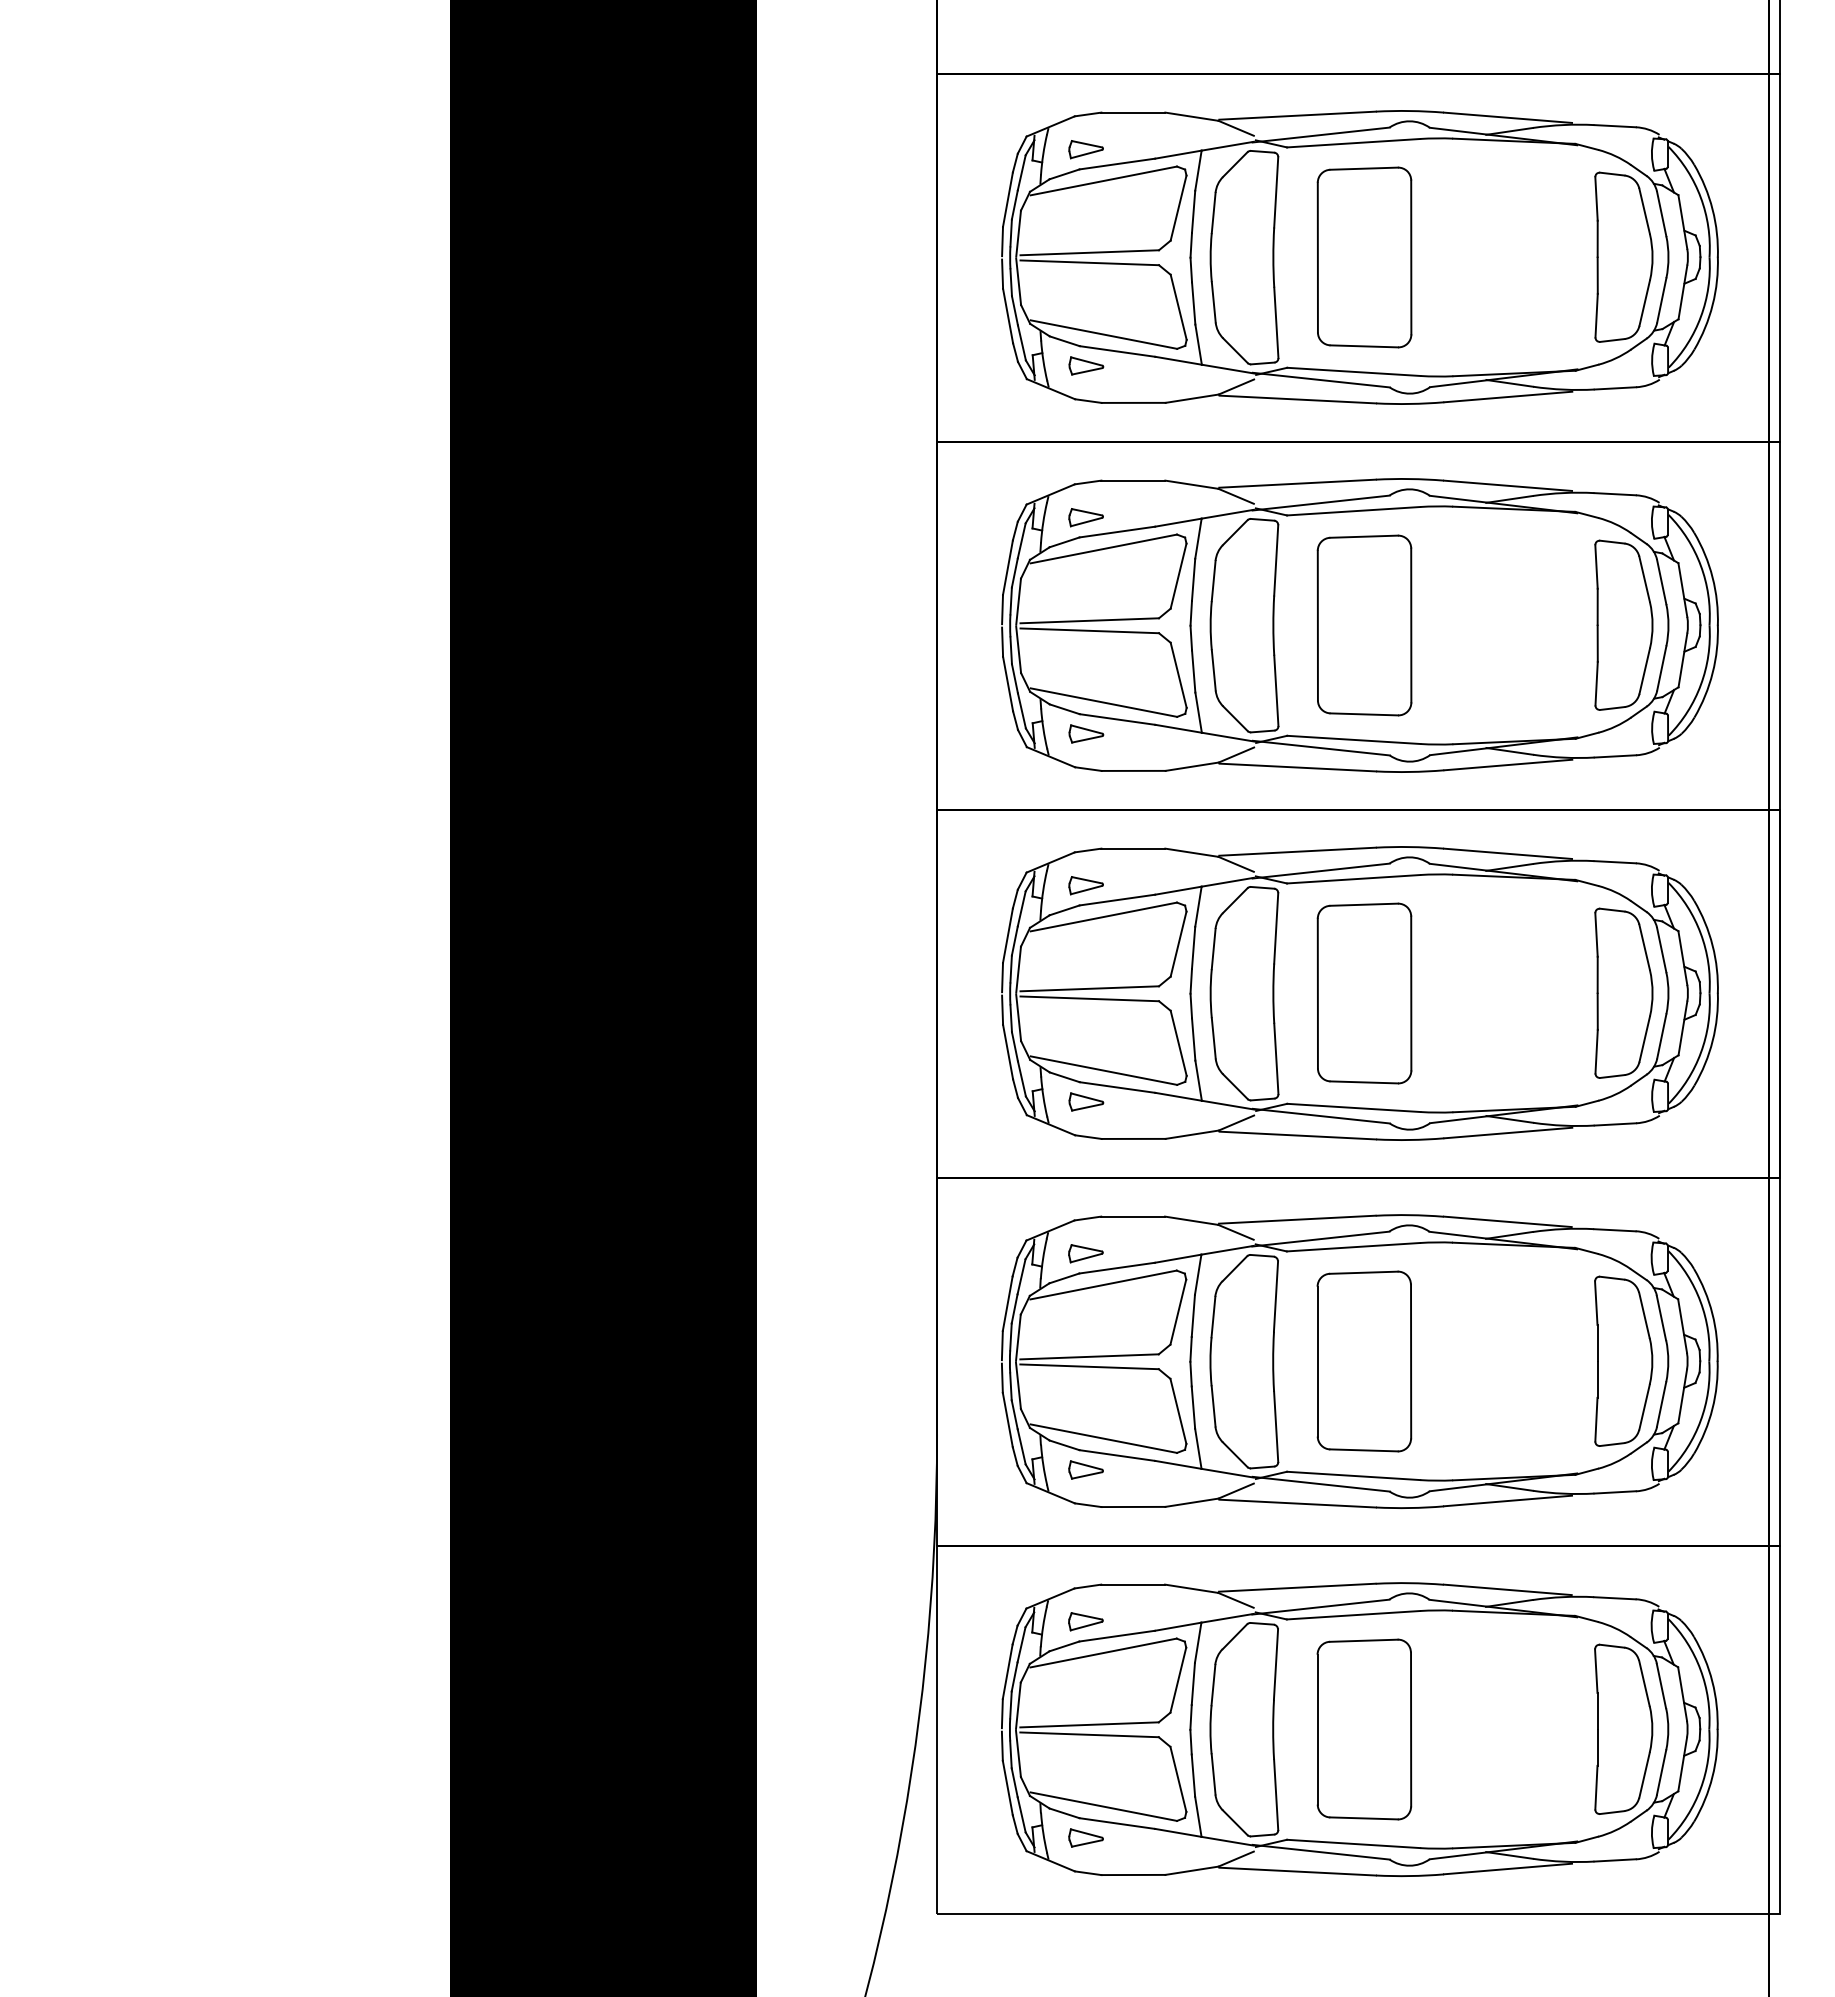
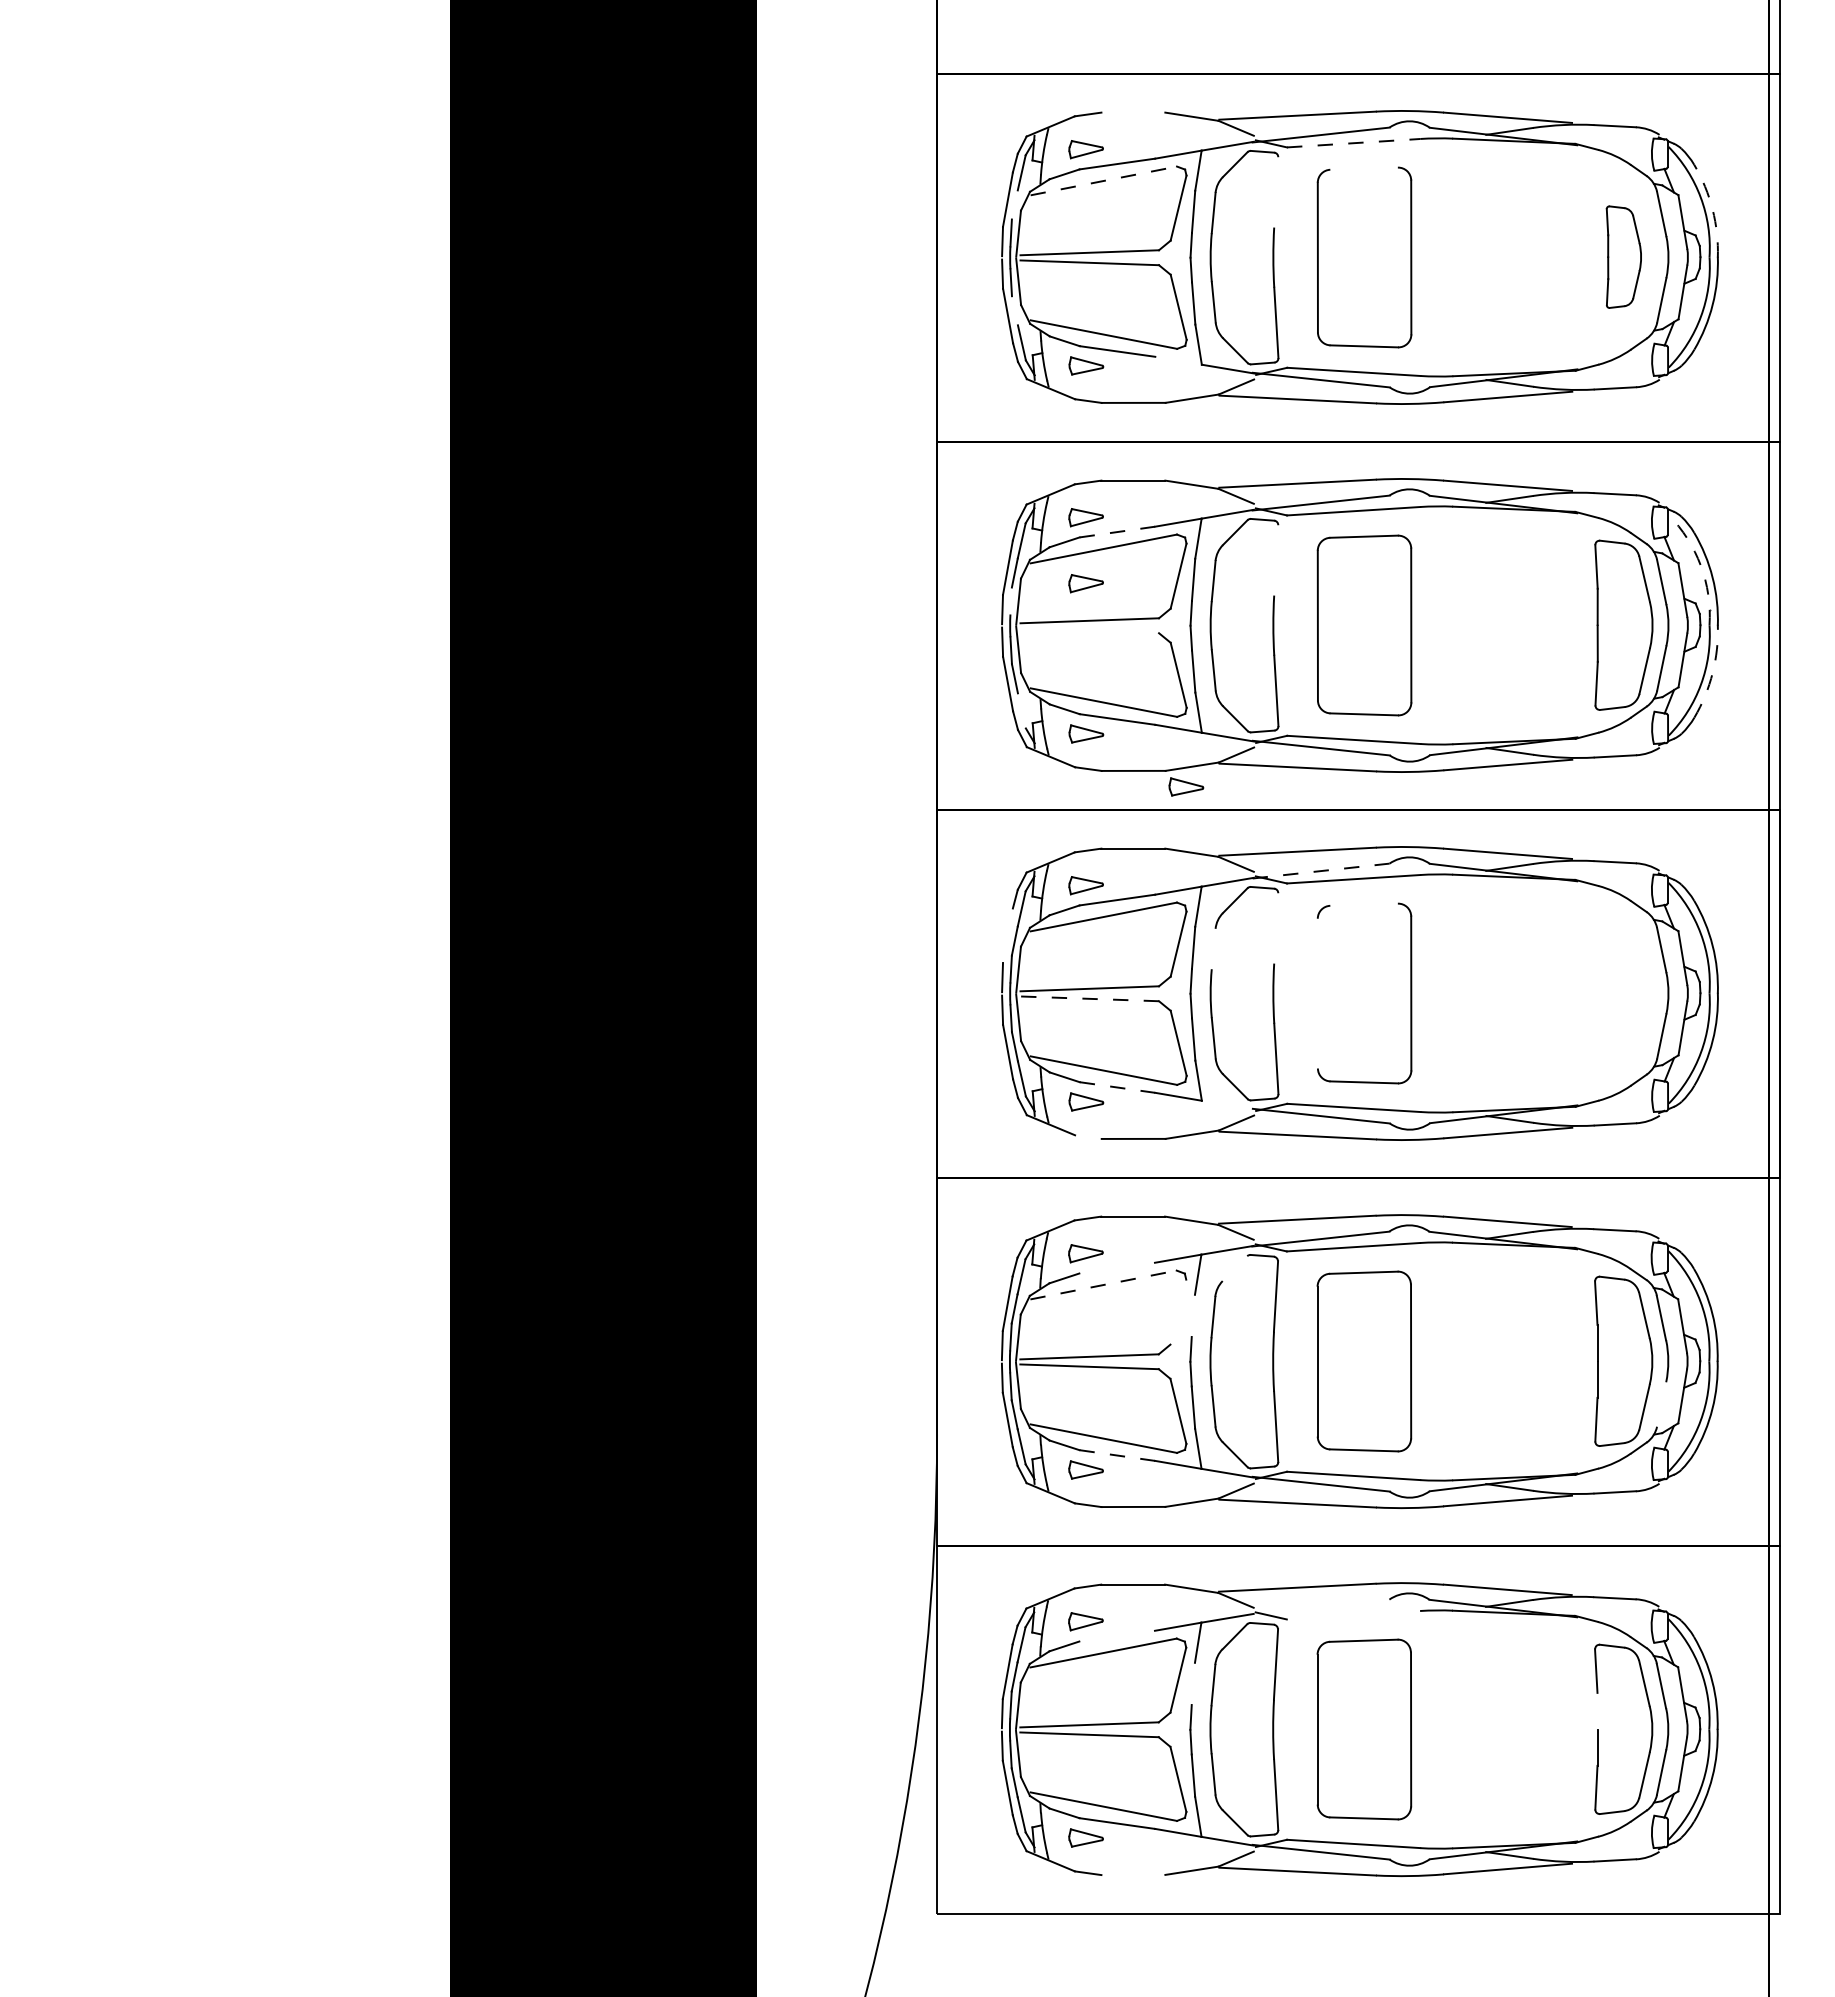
line: present -> none (1133, 112)
line: solid -> dashed (1353, 143)
line: present -> none (1363, 168)
line: solid -> dashed (1103, 180)
line: present -> none (1276, 192)
line: present -> none (1014, 204)
arc: solid -> dashed (1712, 209)
part size: 60x172 px -> 37x104 px (1623, 256)
line: present -> none (1014, 310)
line: present -> none (1178, 360)
line: solid -> dashed (1117, 532)
line: present -> none (1276, 560)
arc: solid -> dashed (1700, 565)
part: none -> present (1085, 583)
line: present -> none (1010, 600)
line: present -> none (1089, 630)
arc: solid -> dashed (1712, 672)
line: present -> none (1021, 710)
part: none -> present (1186, 786)
line: solid -> dashed (1321, 871)
line: present -> none (1363, 904)
line: present -> none (1276, 928)
line: present -> none (1007, 935)
line: present -> none (1213, 948)
part: present -> none (1623, 992)
line: present -> none (1317, 993)
line: solid -> dashed (1089, 998)
line: solid -> dashed (1118, 1087)
line: present -> none (1227, 1104)
line: present -> none (1088, 1136)
line: present -> none (1116, 1267)
line: present -> none (1234, 1268)
line: solid -> dashed (1103, 1285)
line: present -> none (1178, 1311)
line: present -> none (1192, 1315)
line: present -> none (1661, 1404)
line: solid -> dashed (1117, 1455)
line: present -> none (1320, 1606)
line: present -> none (1353, 1615)
line: present -> none (1116, 1635)
line: present -> none (1192, 1683)
line: present -> none (1597, 1710)
line: present -> none (1133, 1874)
